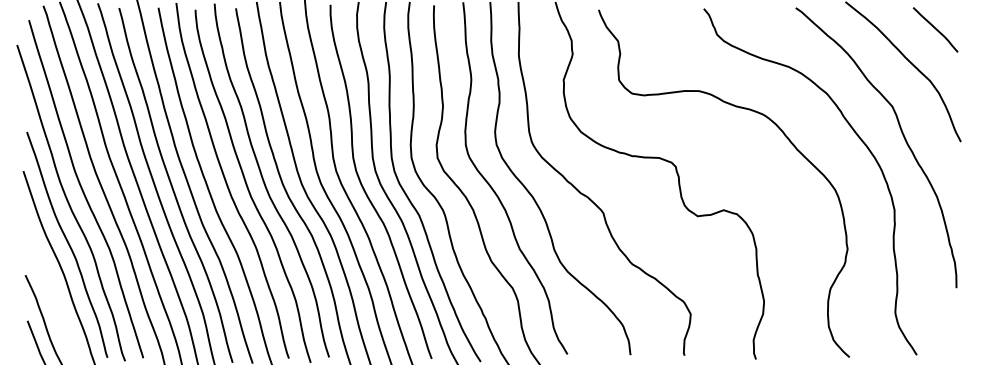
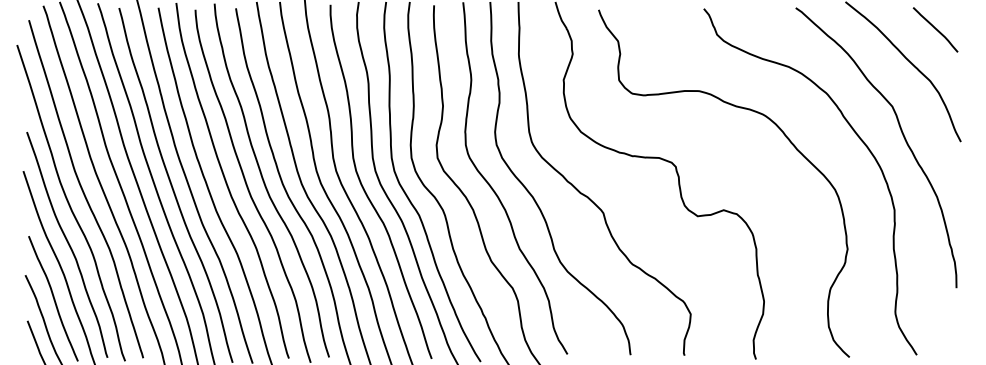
curve: none -> present (53, 298)
